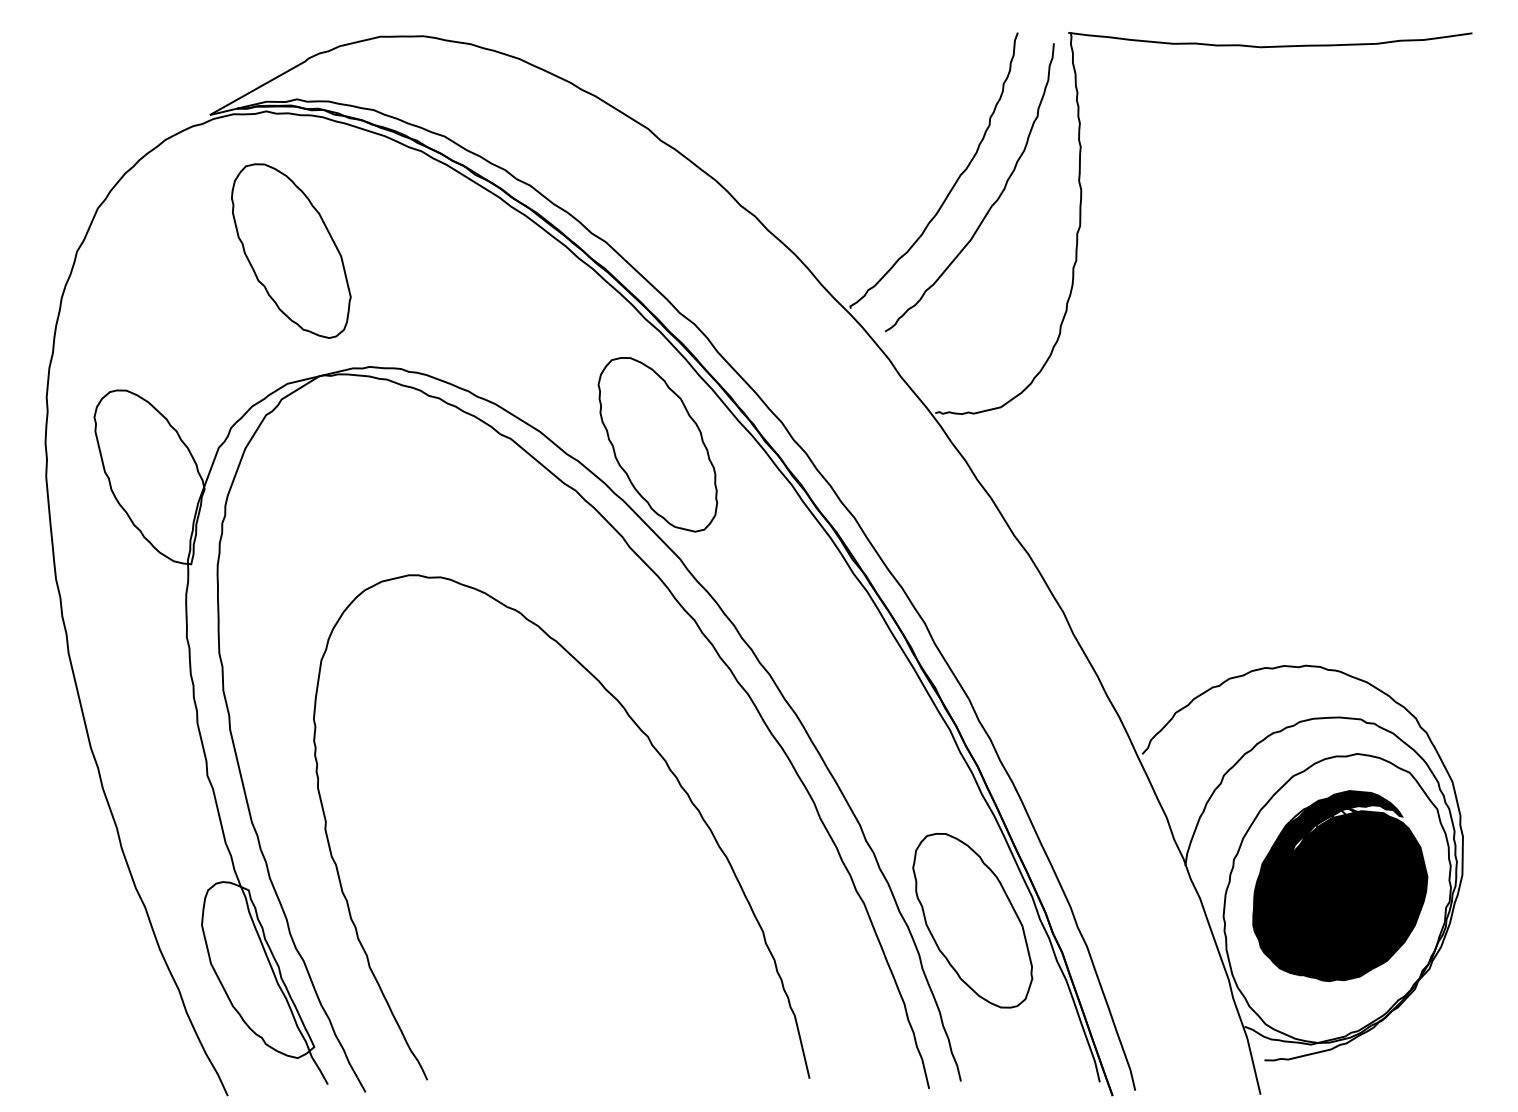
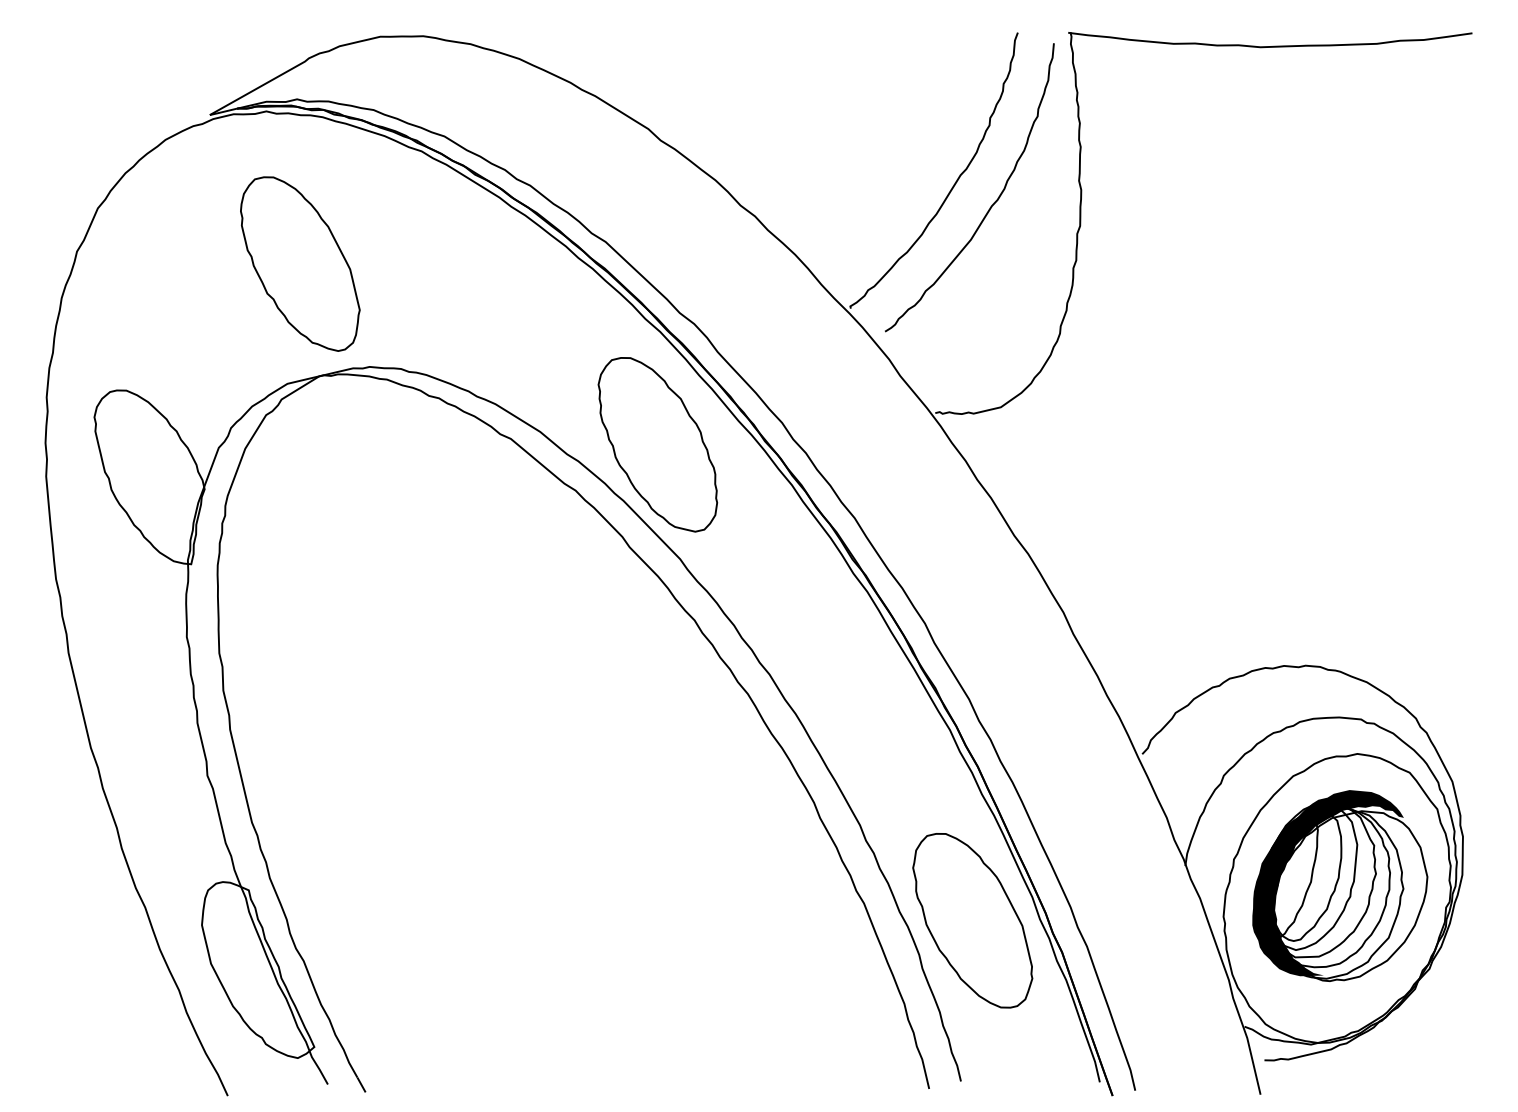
part position: (291, 250) -> (300, 263) (300, 263)
part: present -> none (652, 747)
fill: present -> none (1350, 896)
